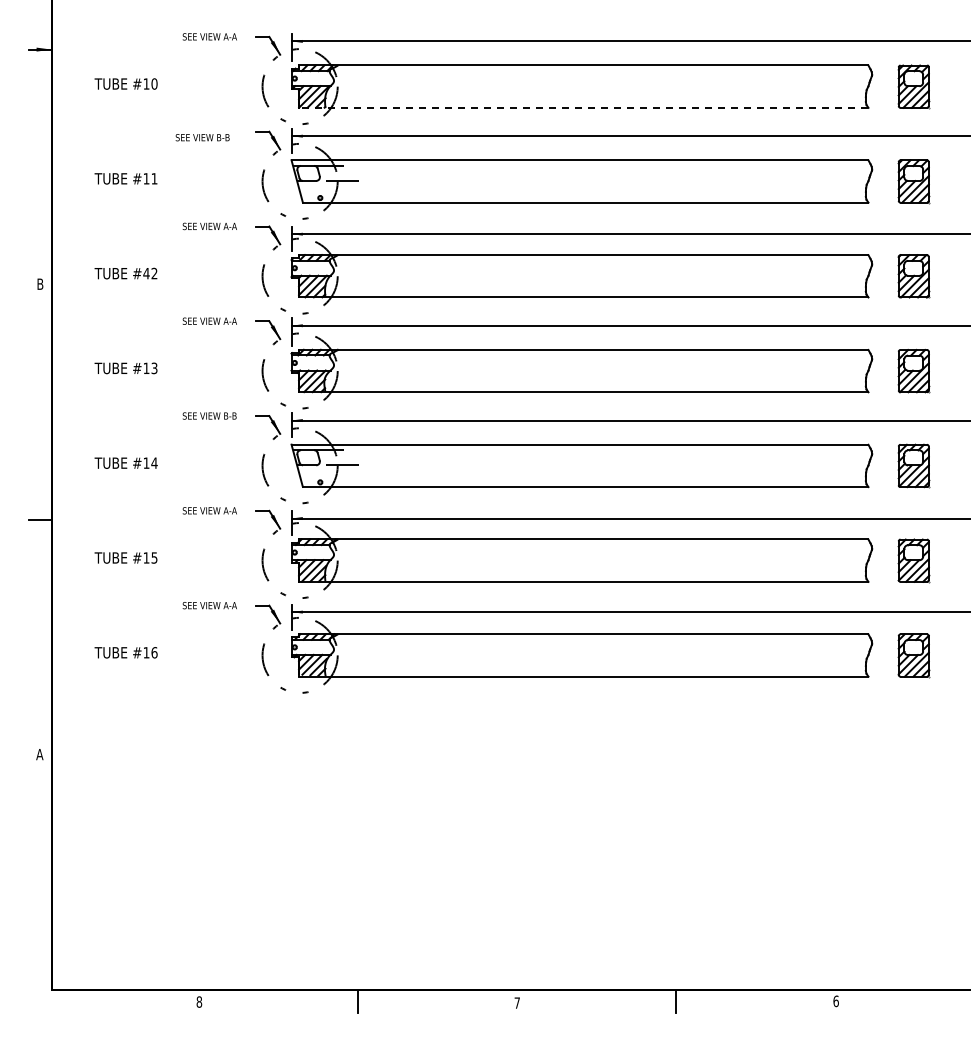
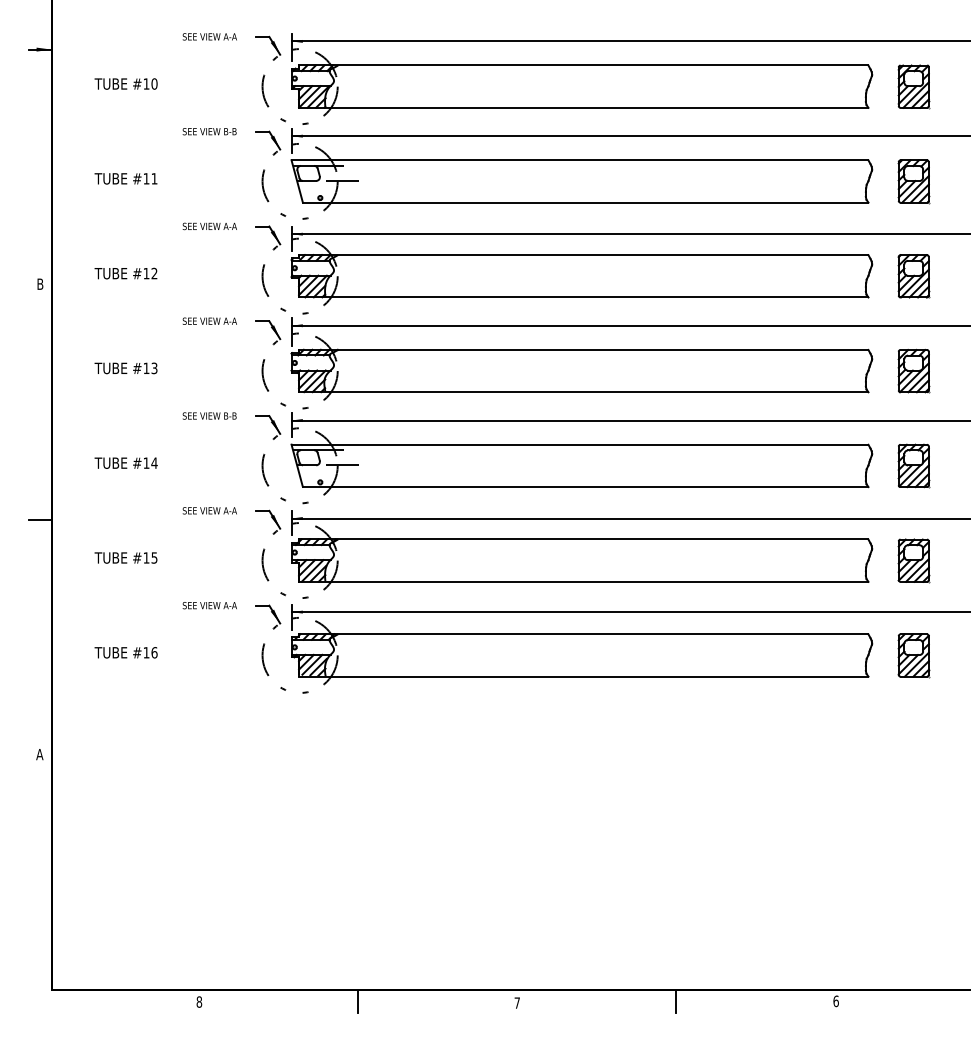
line: dashed -> solid (583, 107)
text position: (202, 137) -> (209, 131) (209, 131)
text: #42 -> #12 (146, 273)
